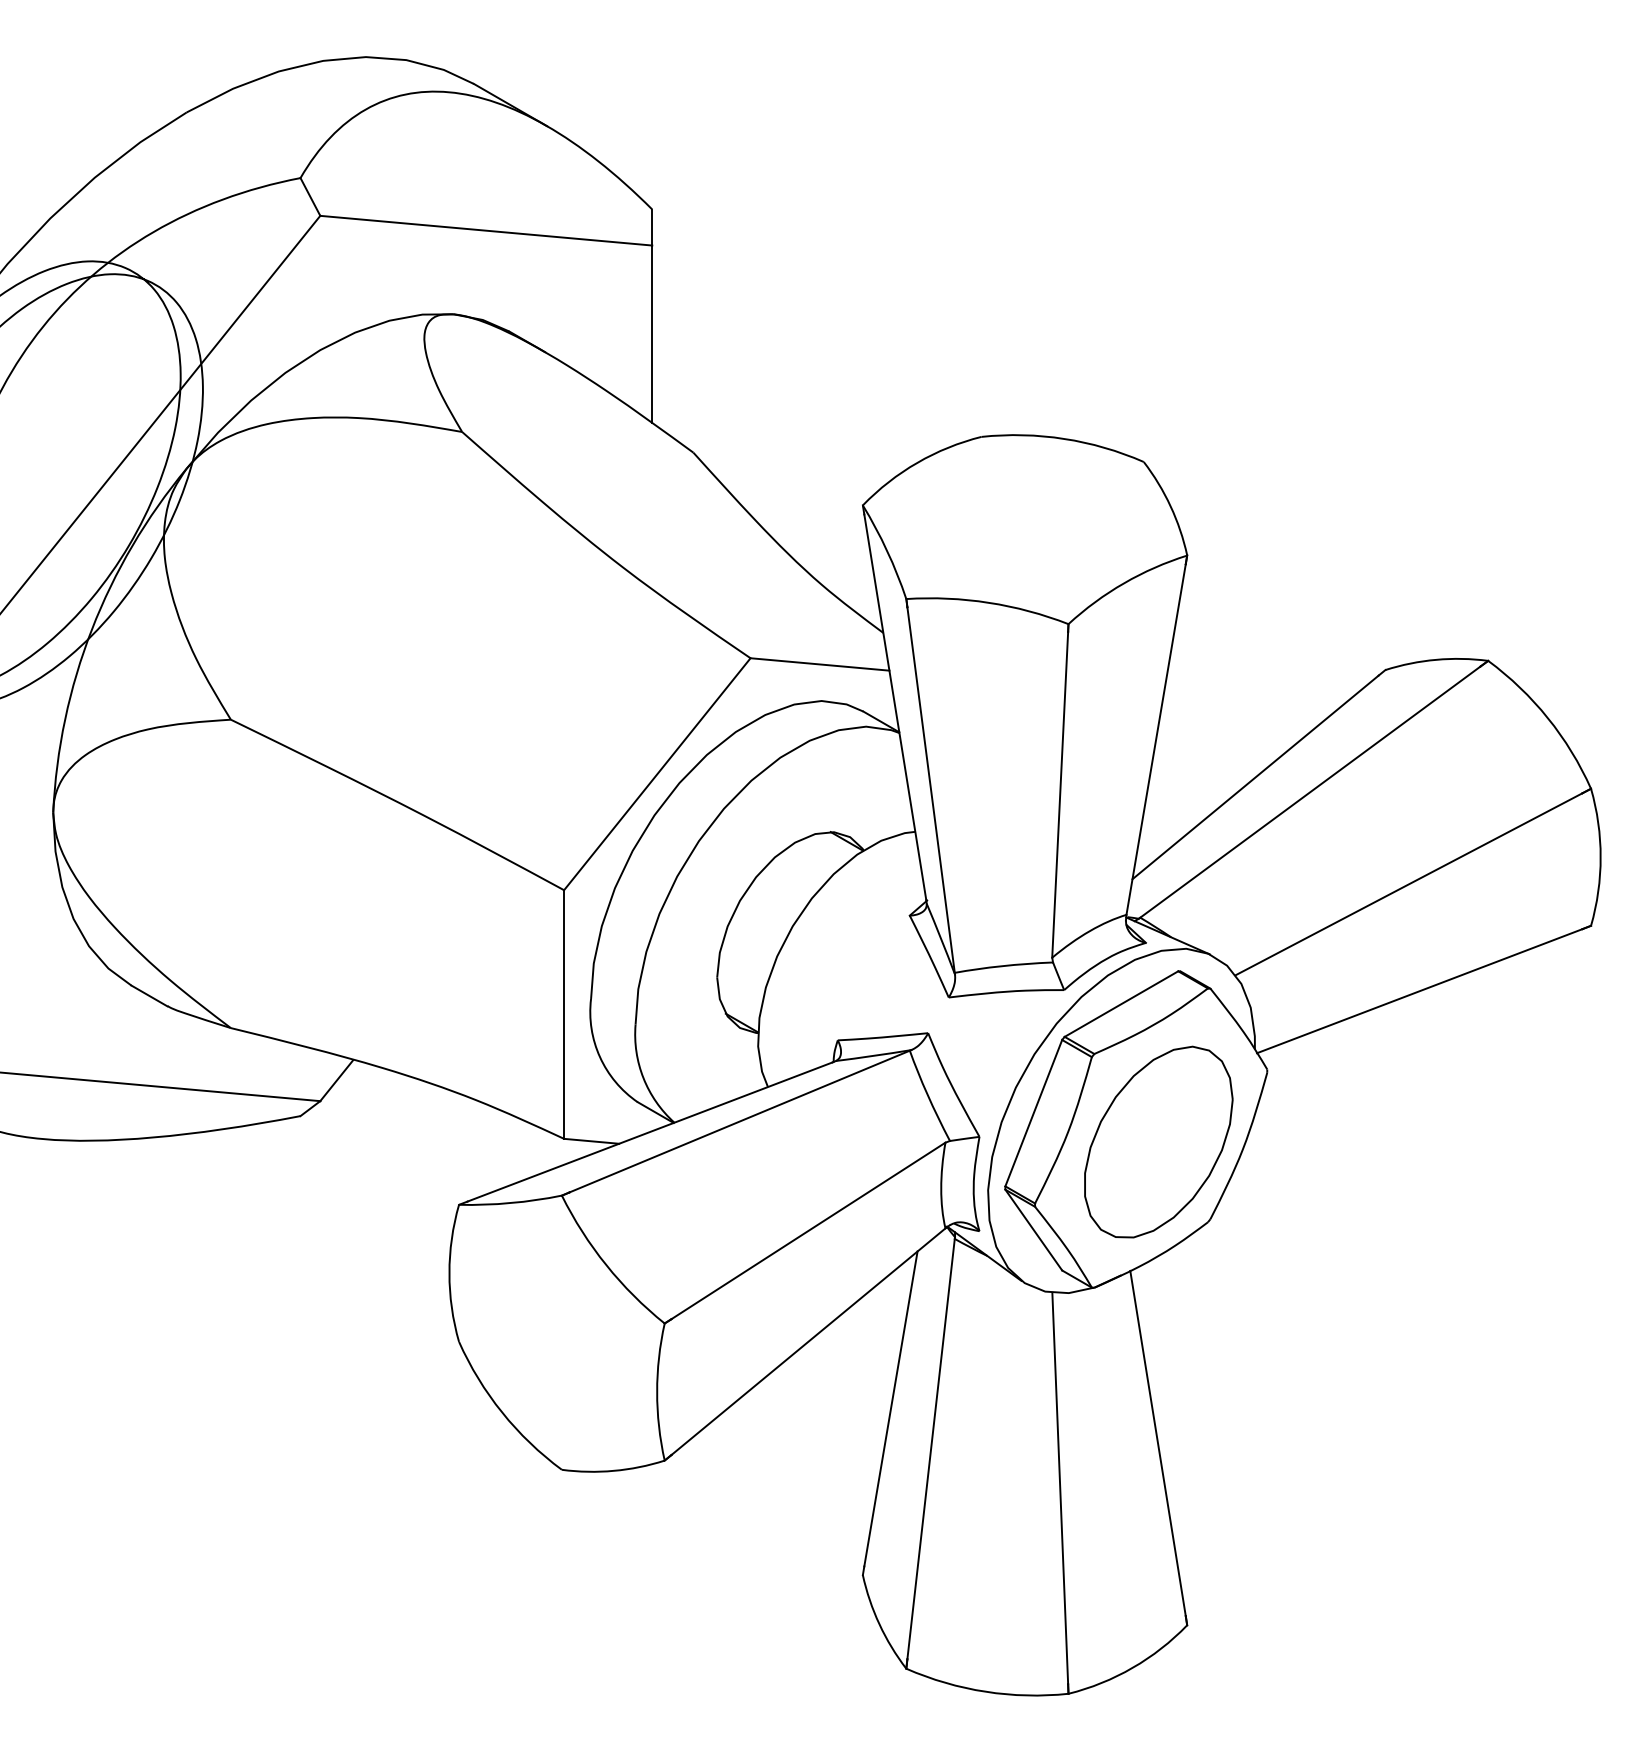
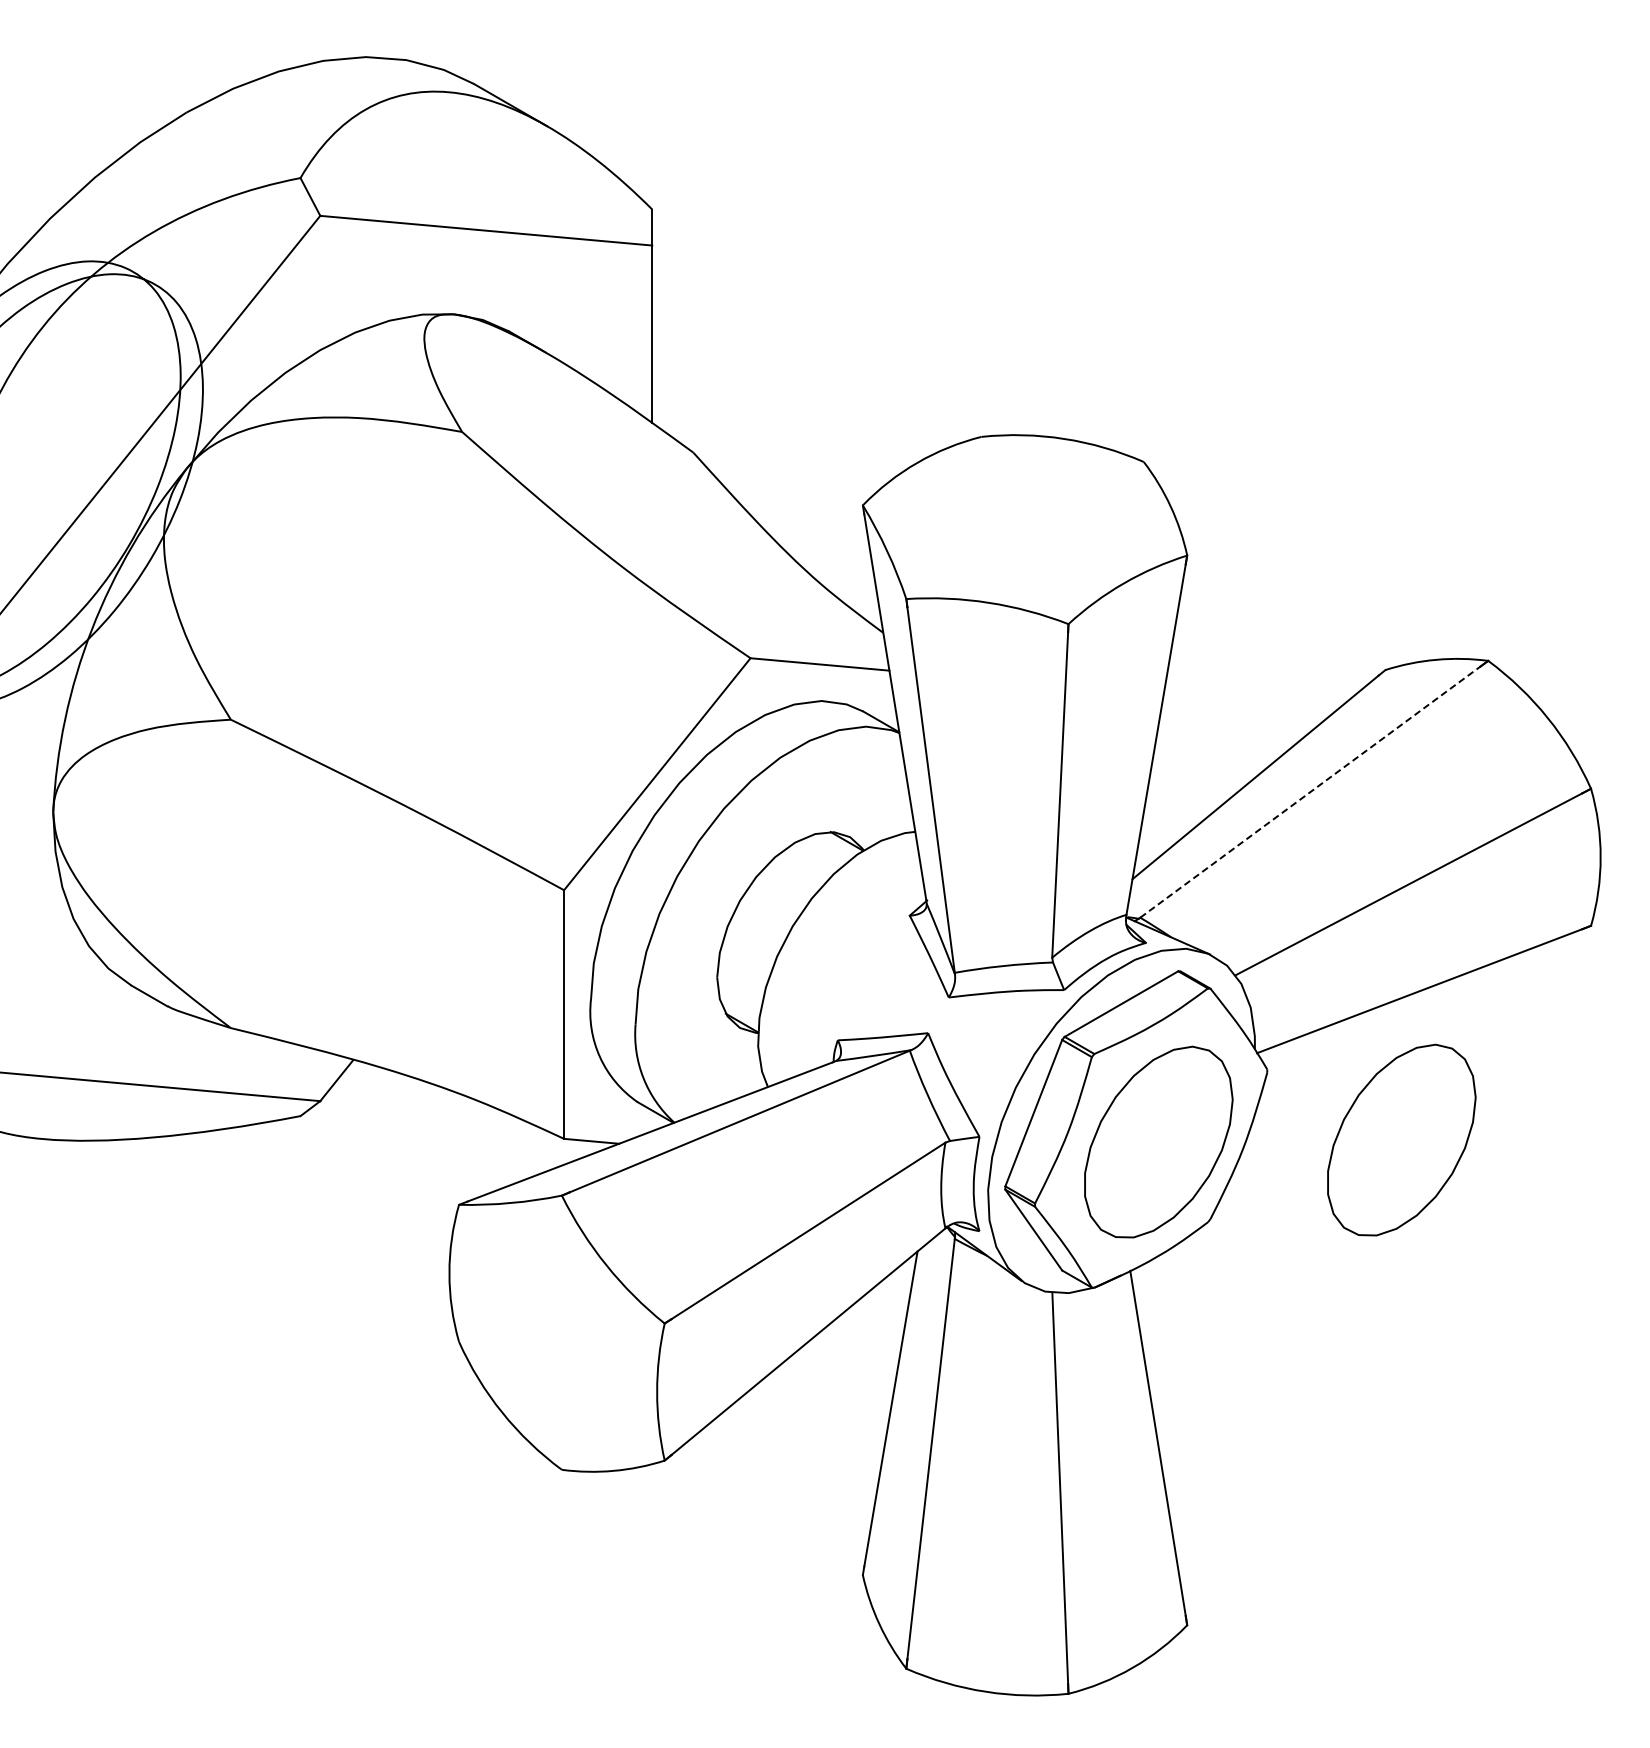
line: solid -> dashed (1310, 791)
part: none -> present (1401, 1139)
